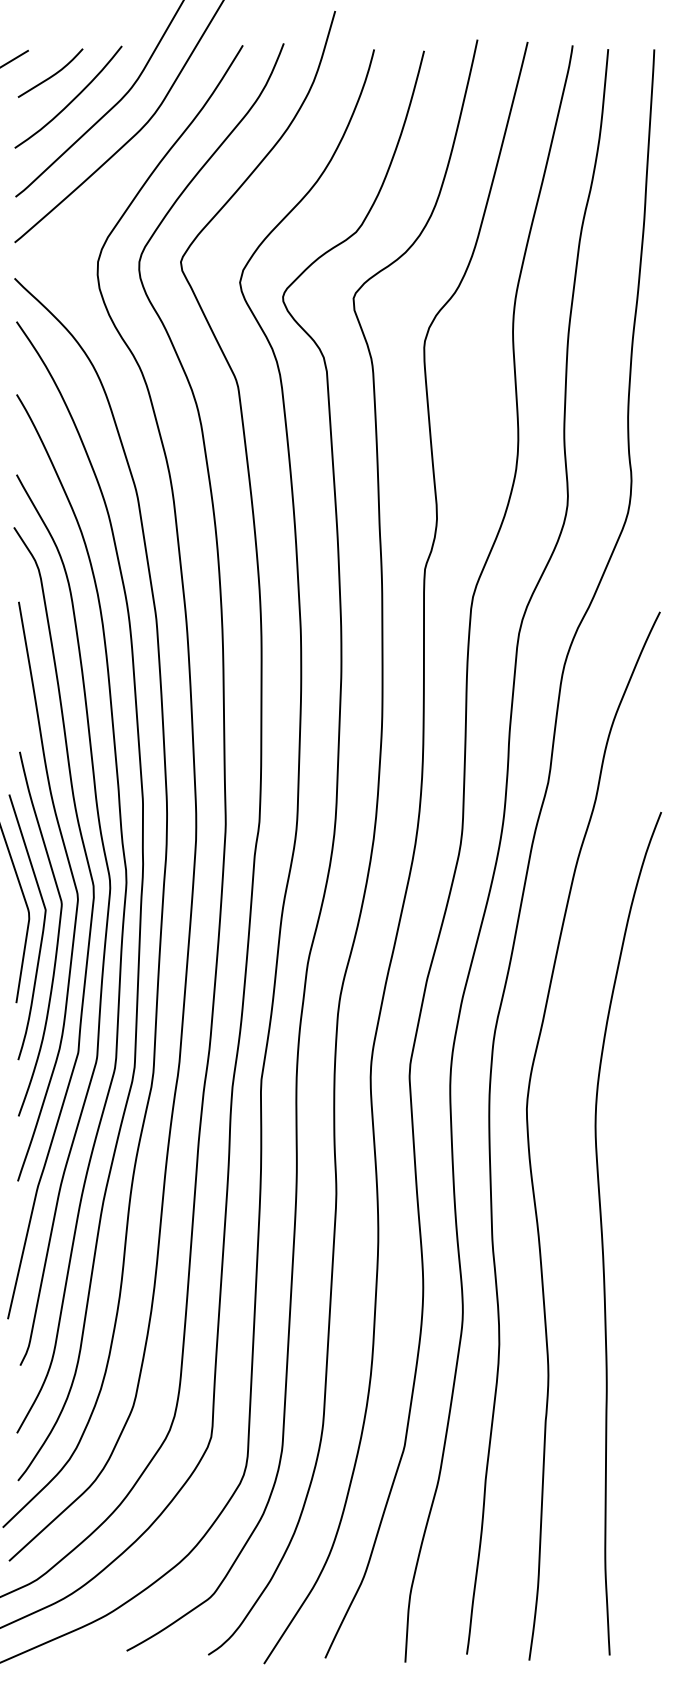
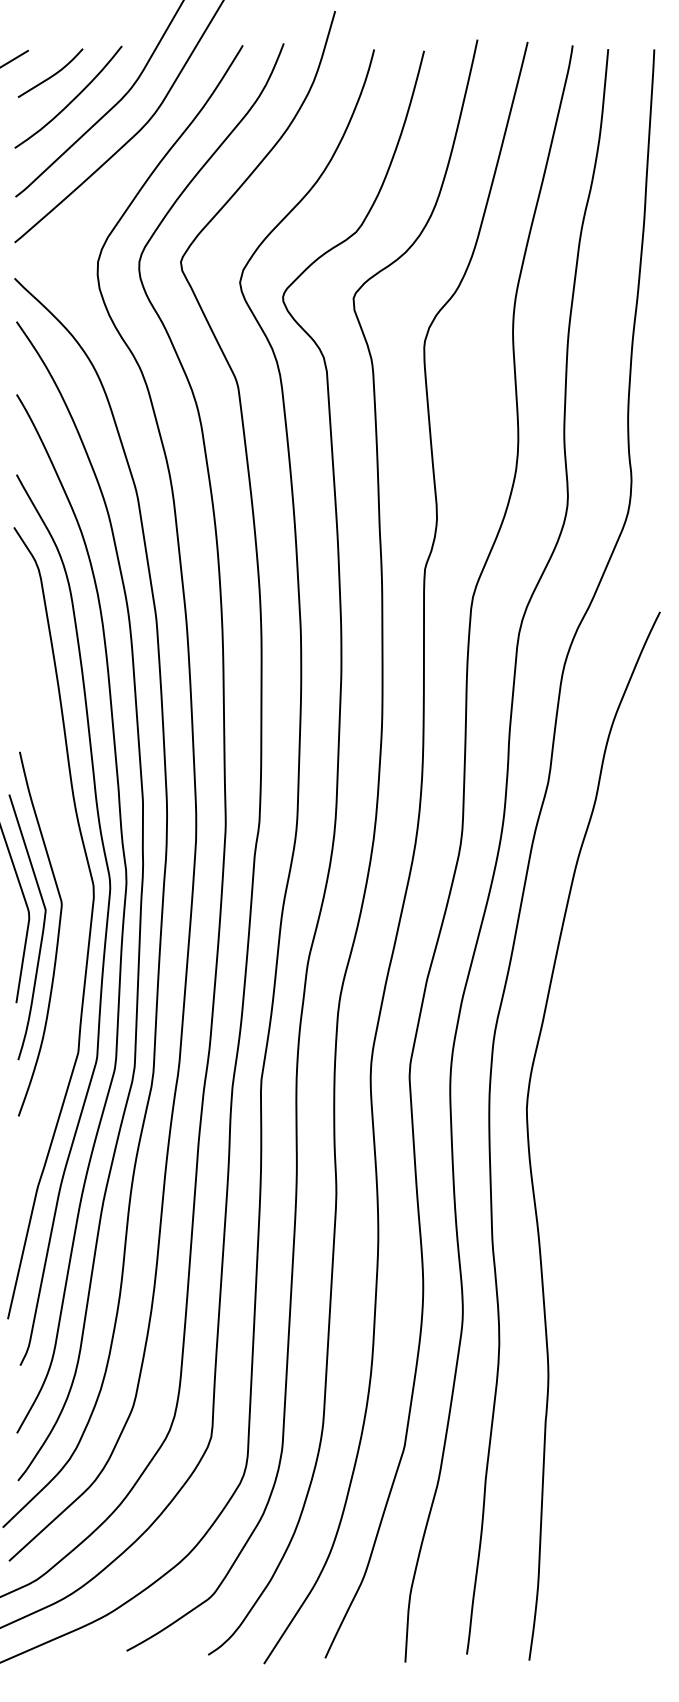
curve: present -> none (73, 883)
curve: present -> none (603, 1238)
